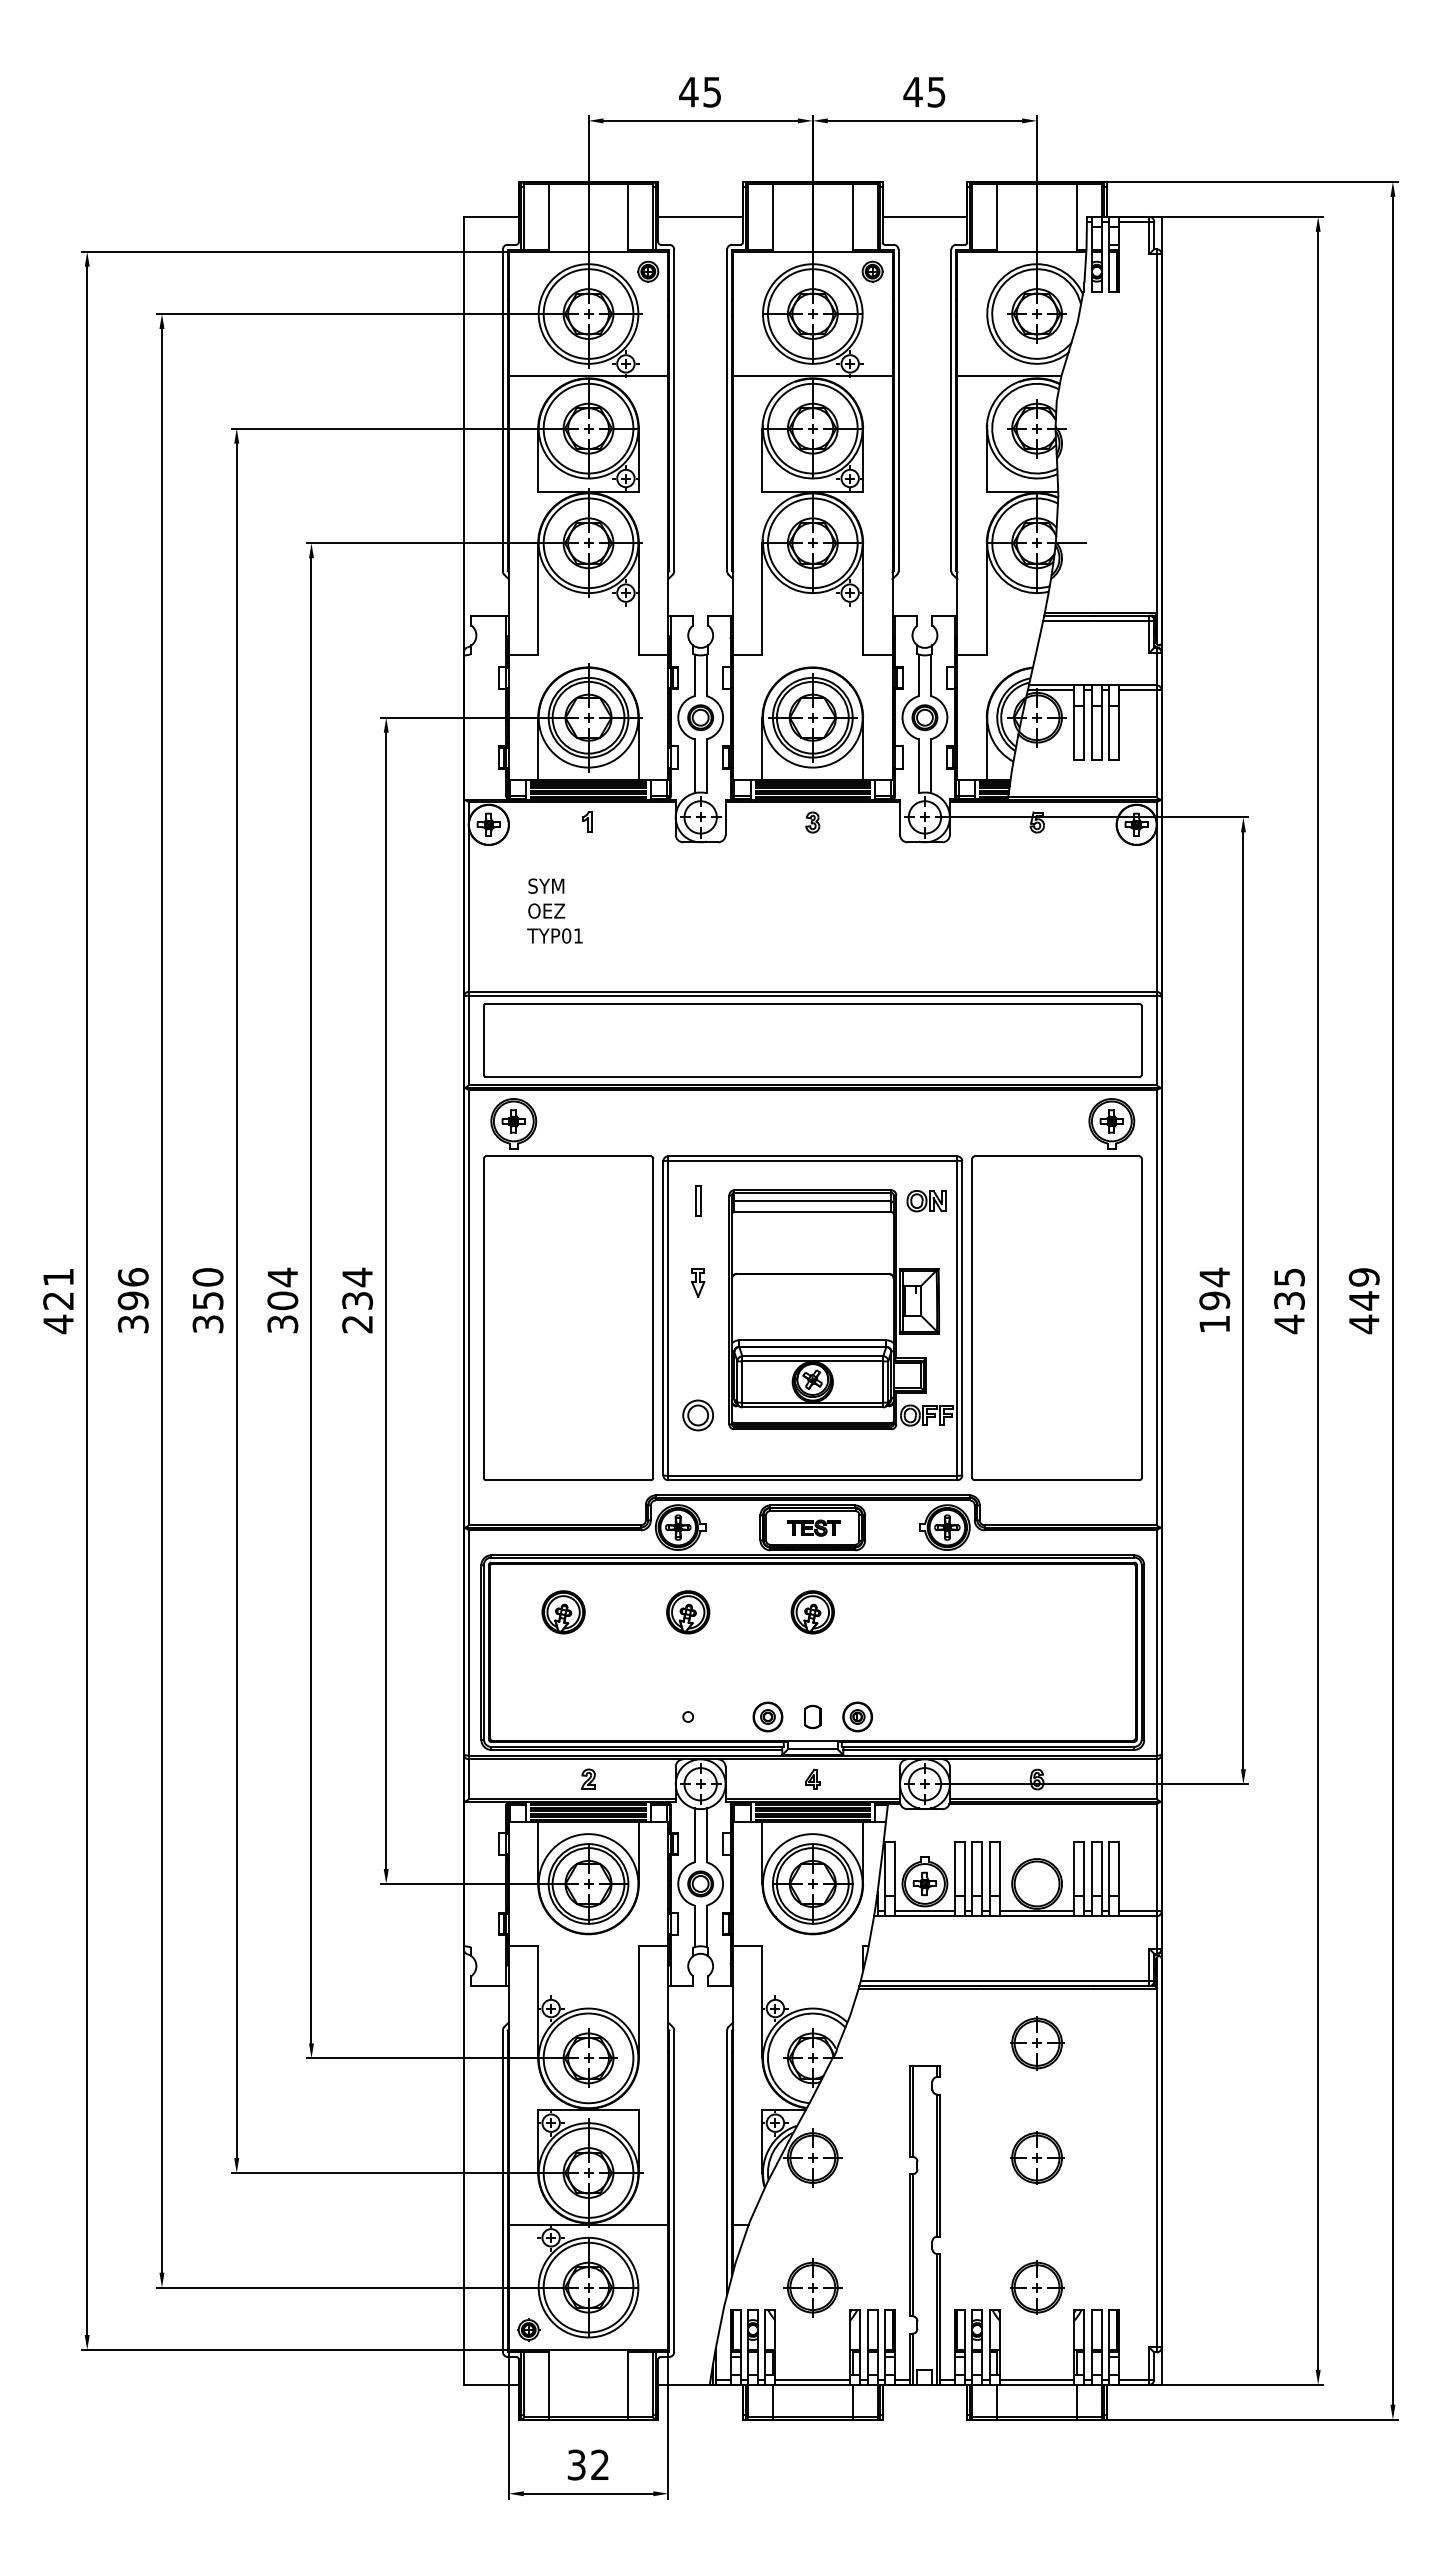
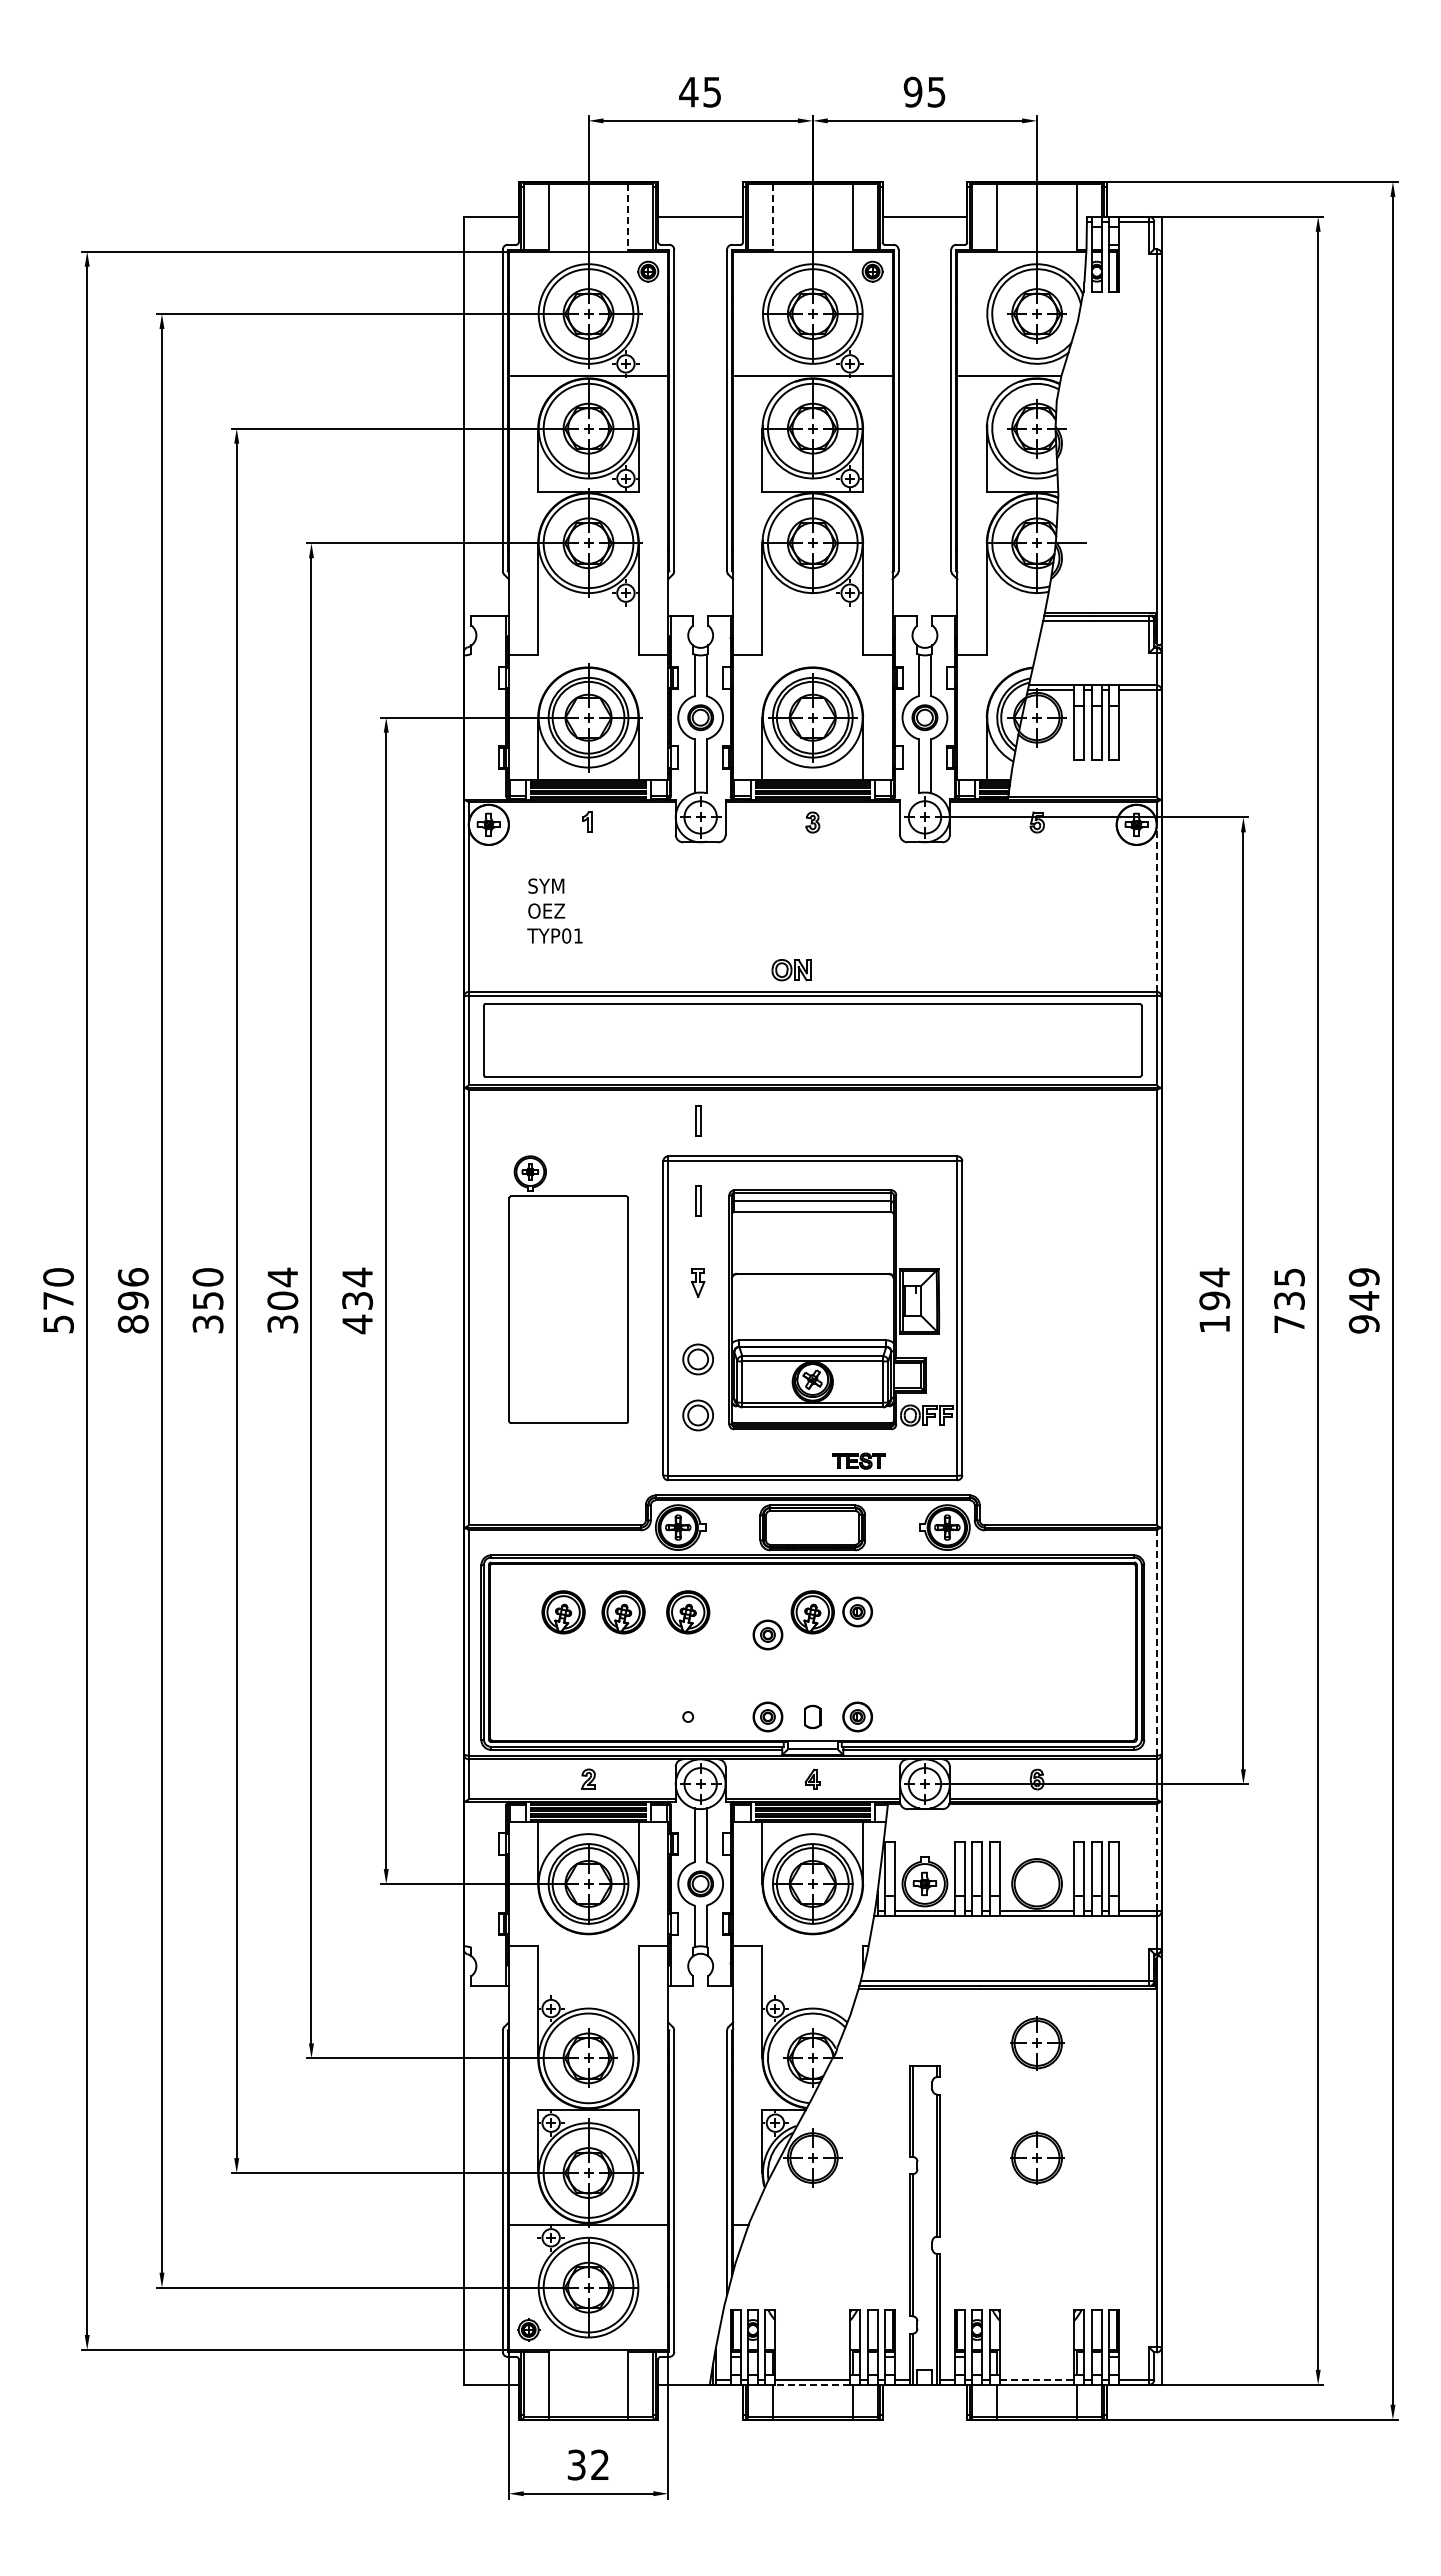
text: 45 -> 95 (912, 91)
line: solid -> dashed (628, 217)
line: solid -> dashed (772, 217)
line: solid -> dashed (1156, 909)
part: none -> present (698, 1120)
part position: (926, 1201) -> (791, 970) (791, 970)
part size: 172x384 px -> 121x269 px (568, 1289)
part: present -> none (1056, 1289)
text: 421 -> 570 (58, 1301)
text: 396 -> 896 (133, 1324)
text: 234 -> 434 (357, 1324)
text: 435 -> 735 (1289, 1324)
text: 449 -> 949 (1363, 1324)
part: none -> present (697, 1359)
part position: (813, 1527) -> (858, 1460) (858, 1460)
part: none -> present (857, 1611)
part: none -> present (623, 1612)
part: none -> present (767, 1634)
line: solid -> dashed (1156, 1642)
line: solid -> dashed (1156, 1857)
part: present -> none (812, 2287)
part: present -> none (1037, 2287)
line: solid -> dashed (1037, 2379)
line: solid -> dashed (812, 2384)
